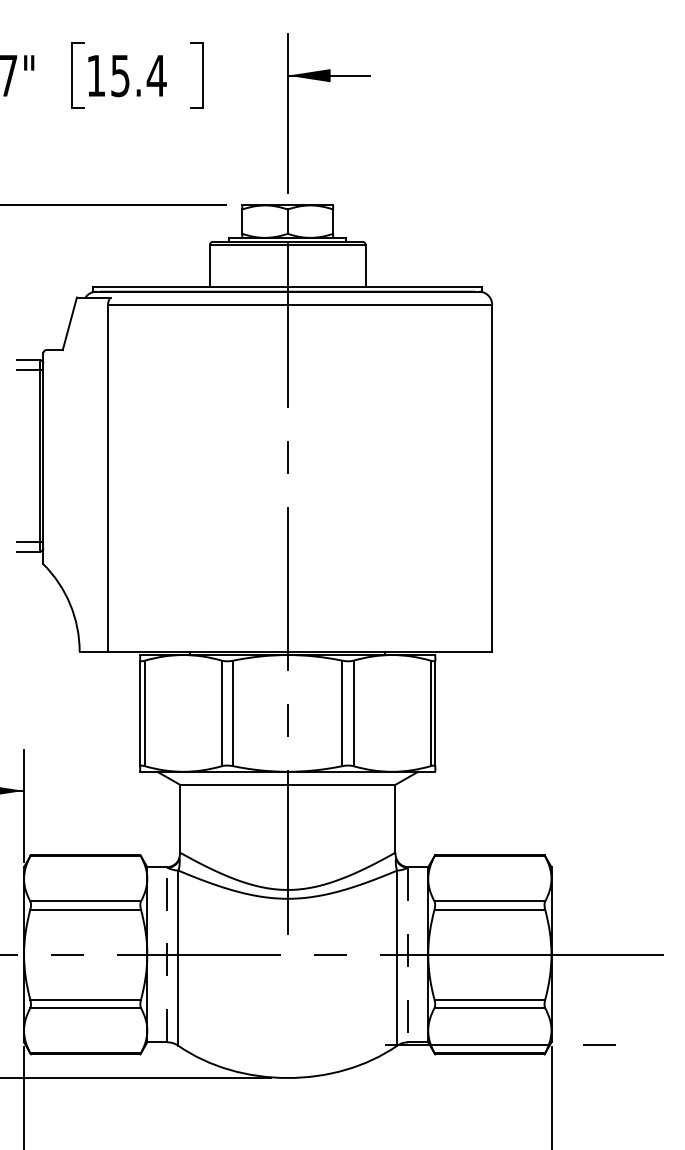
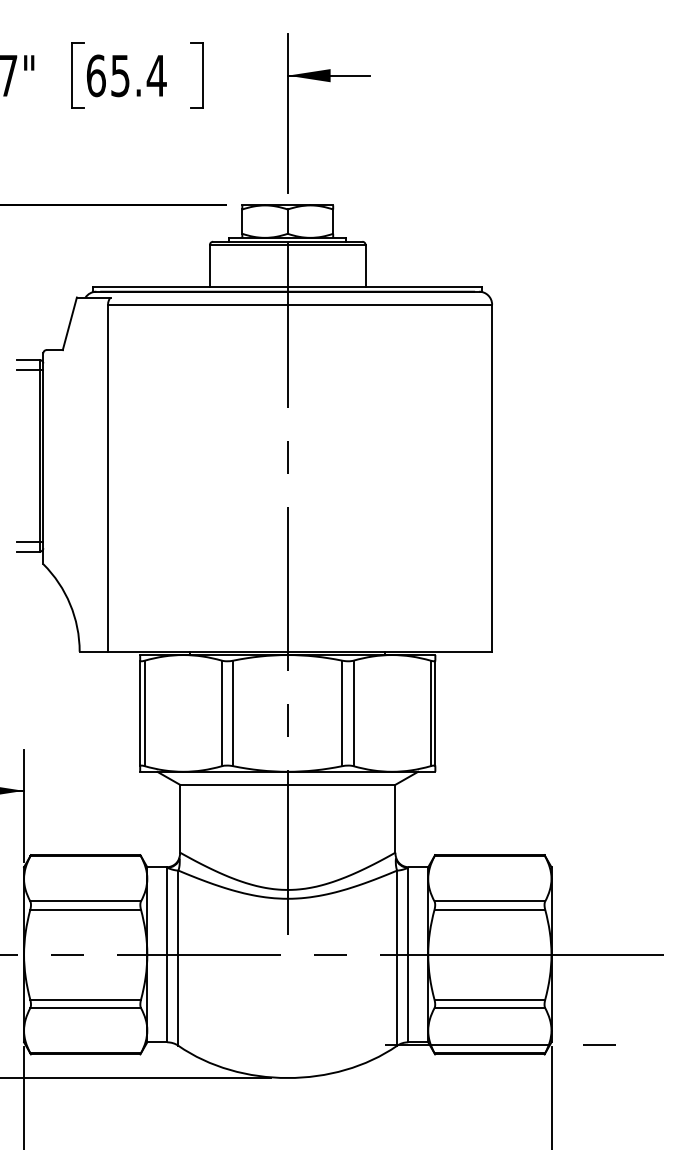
text: 15.4 -> 65.4 (95, 75)
line: dashed -> solid (167, 954)
line: dashed -> solid (408, 955)
